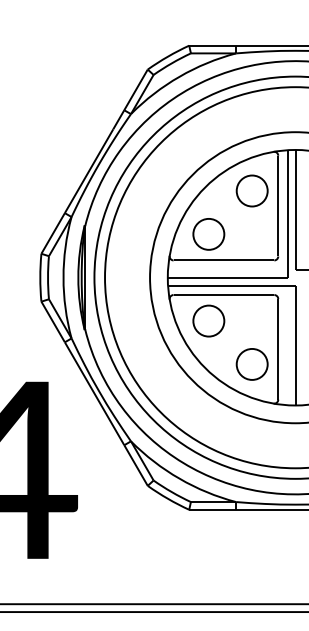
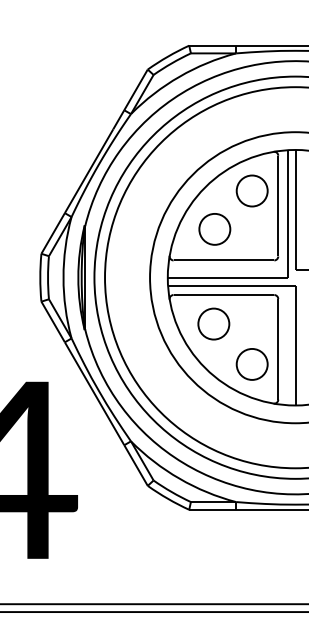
part position: (208, 234) -> (214, 229) (214, 229)
part position: (208, 320) -> (213, 323) (213, 323)
